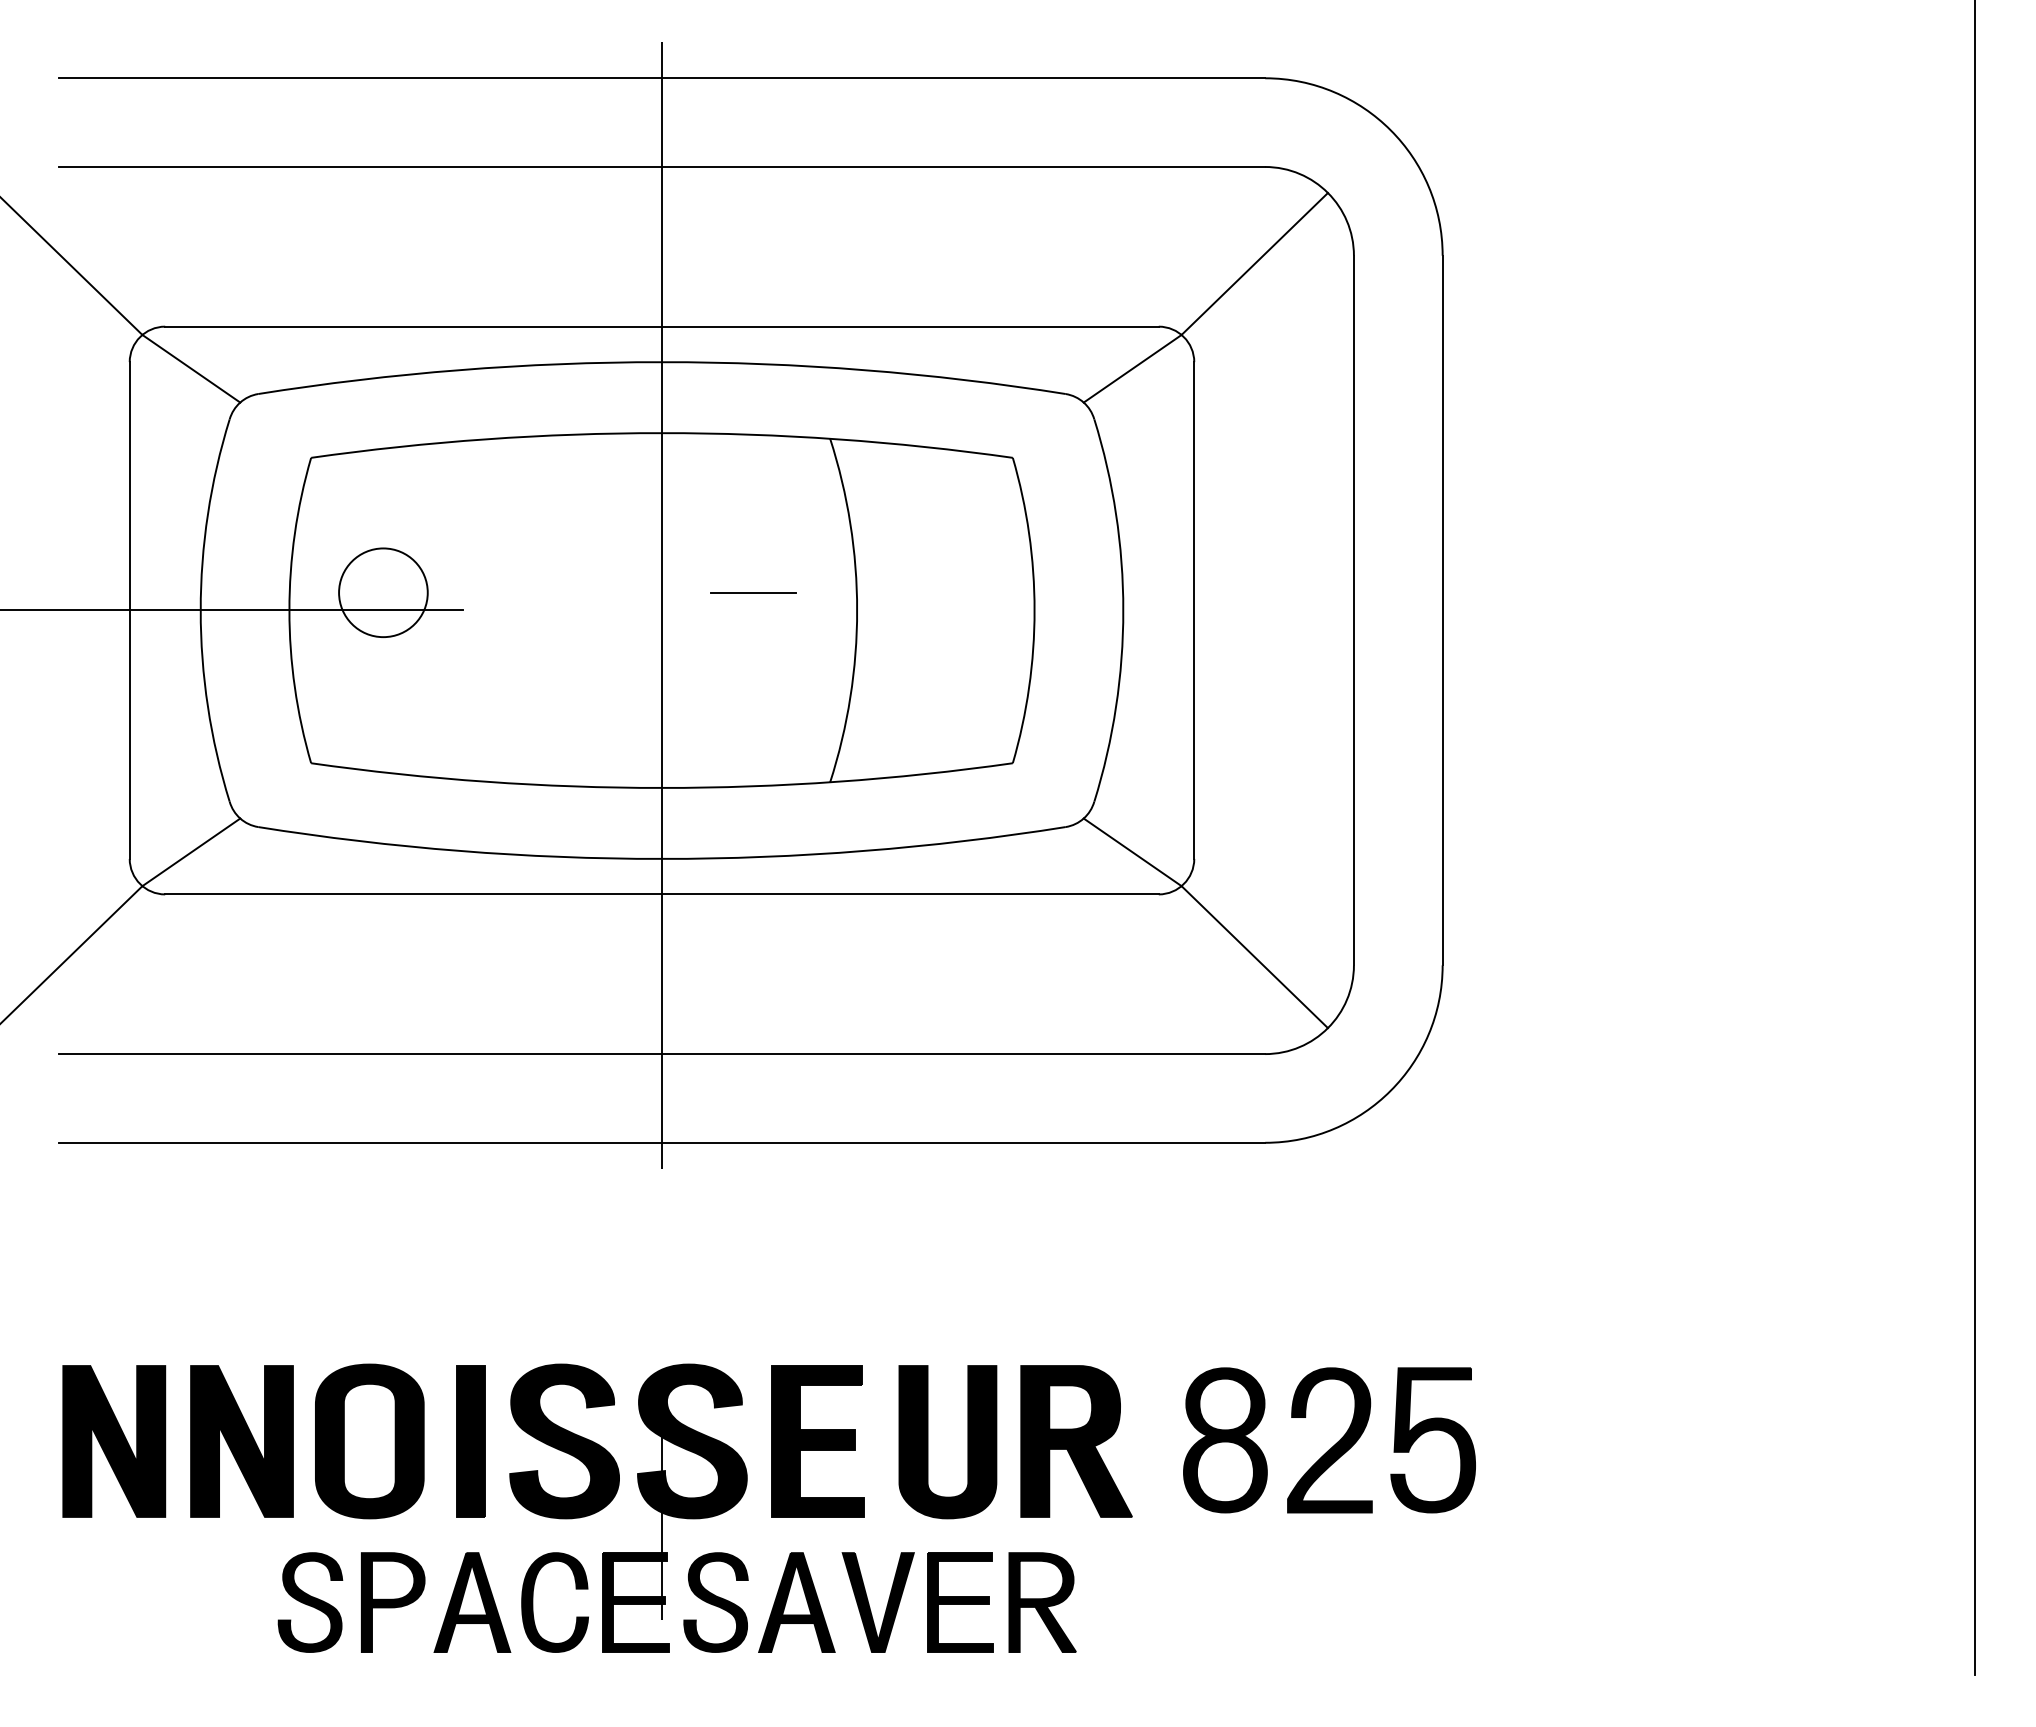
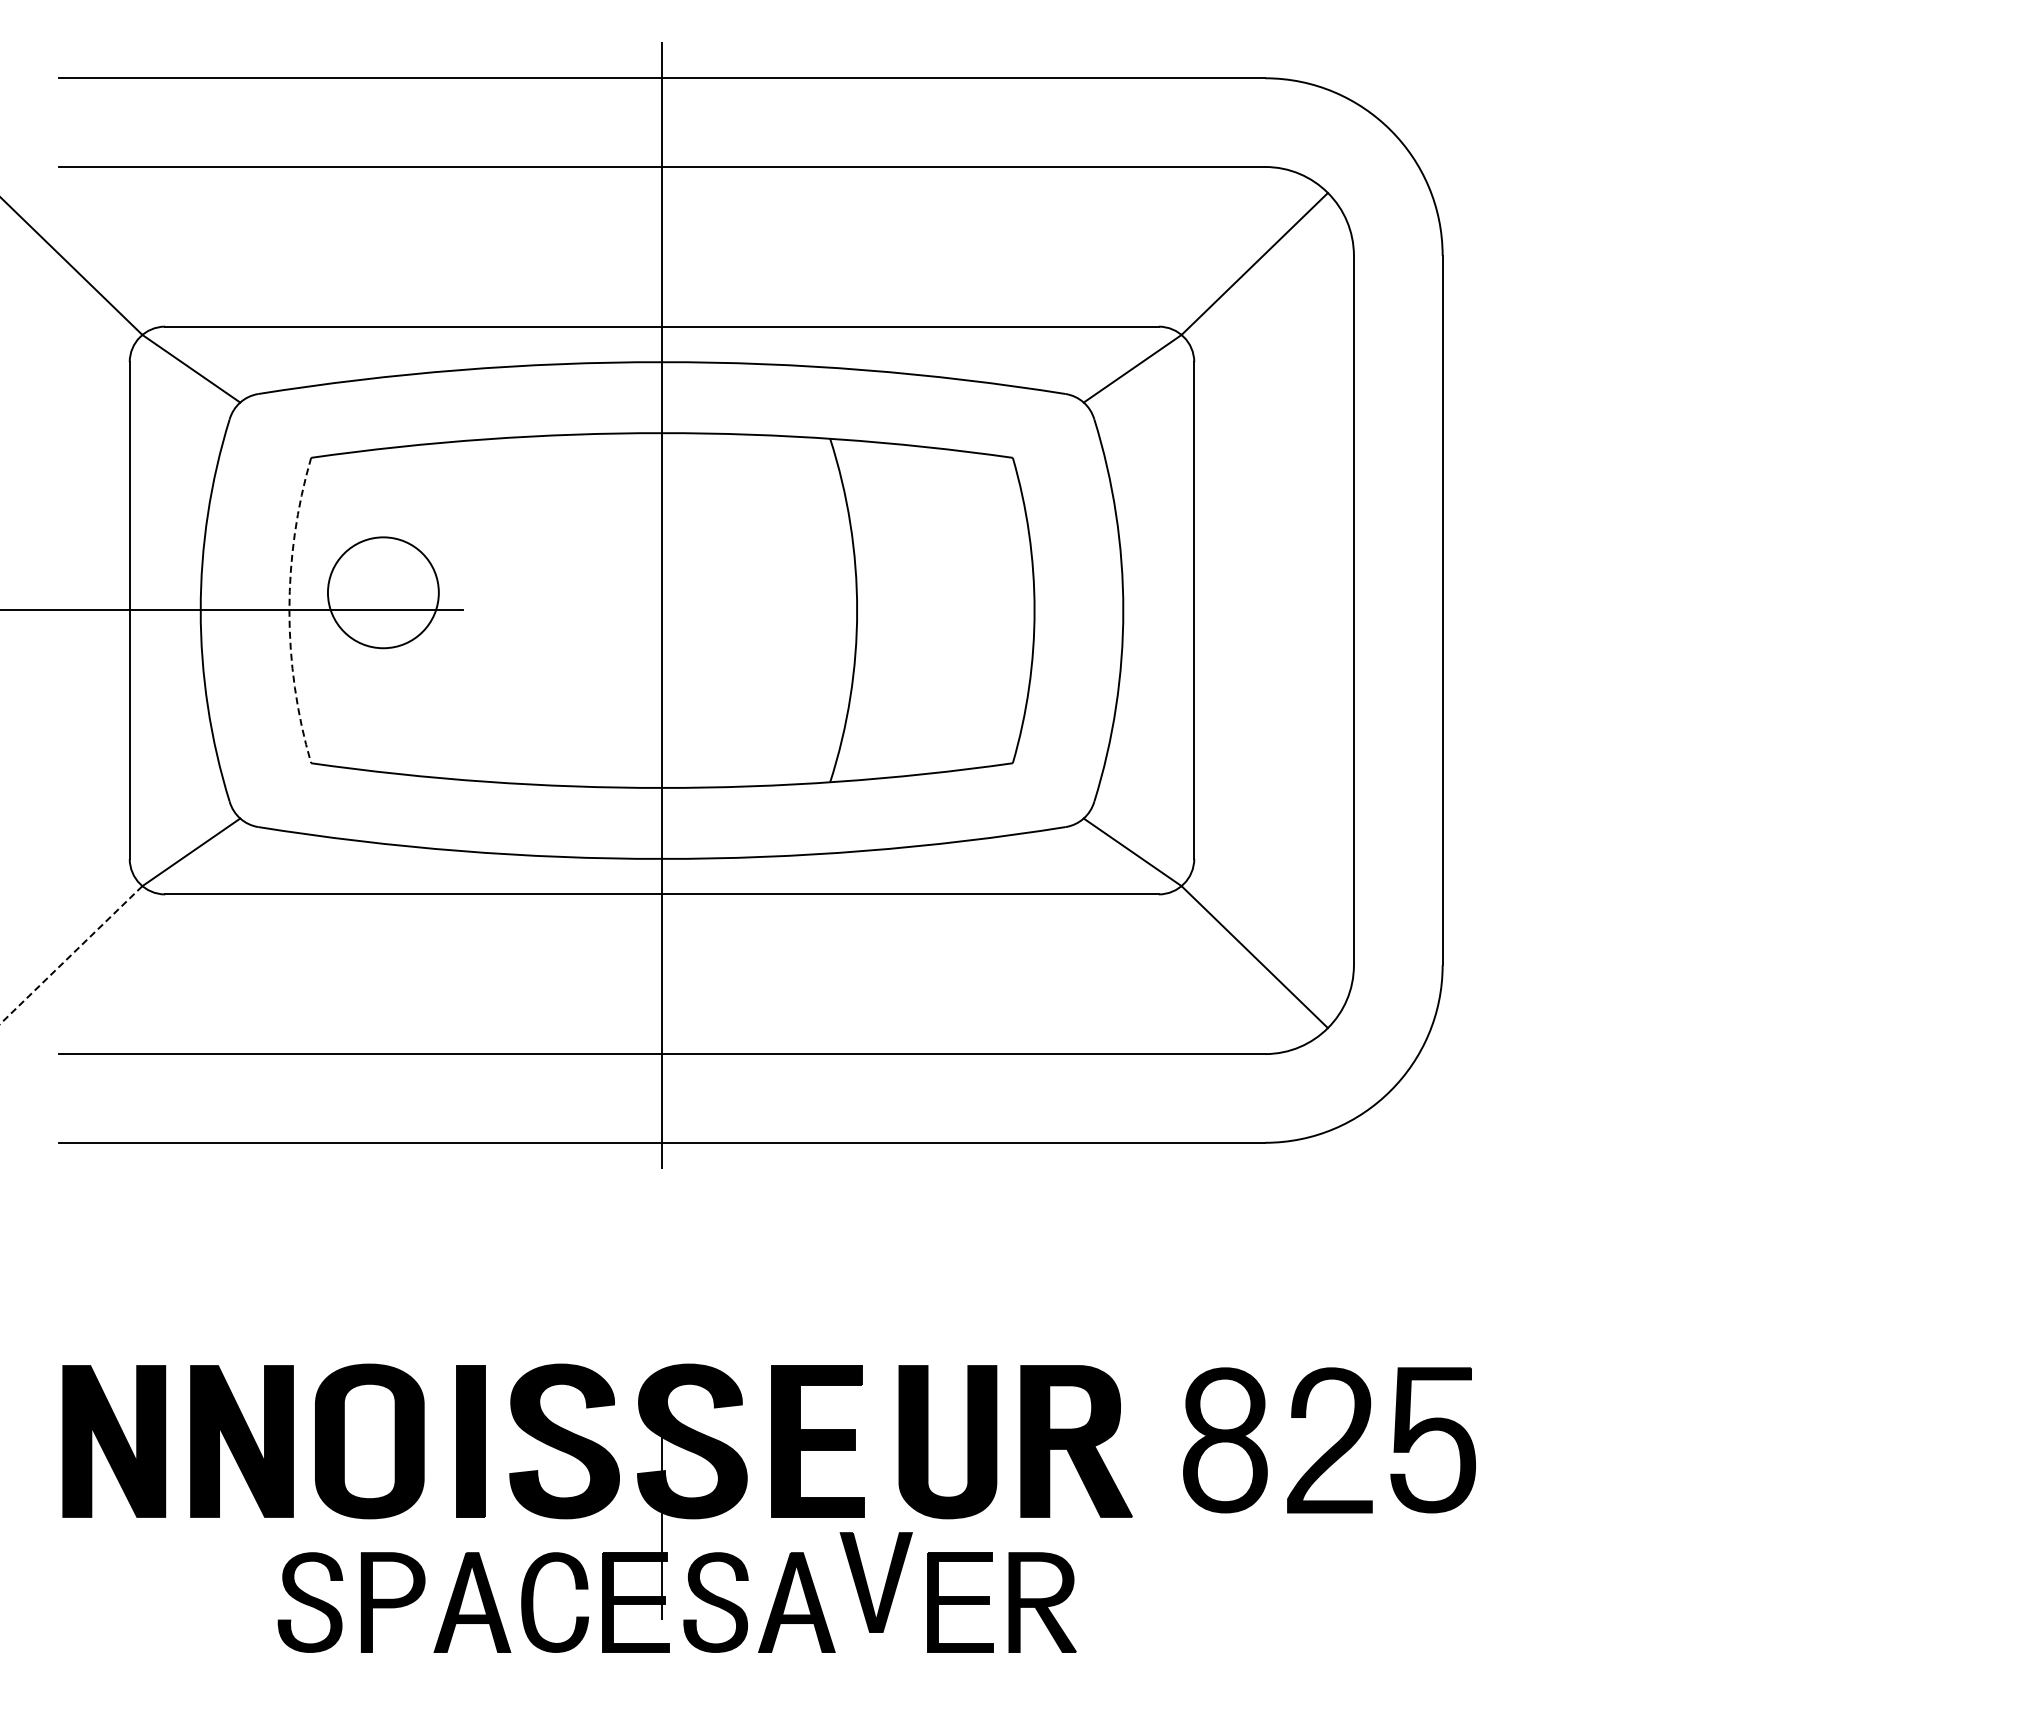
circle diameter: 89 px -> 111 px (382, 592)
line: present -> none (752, 592)
arc: solid -> dashed (289, 610)
line: present -> none (1974, 838)
line: solid -> dashed (71, 955)
part position: (869, 1603) -> (867, 1583) (867, 1583)
